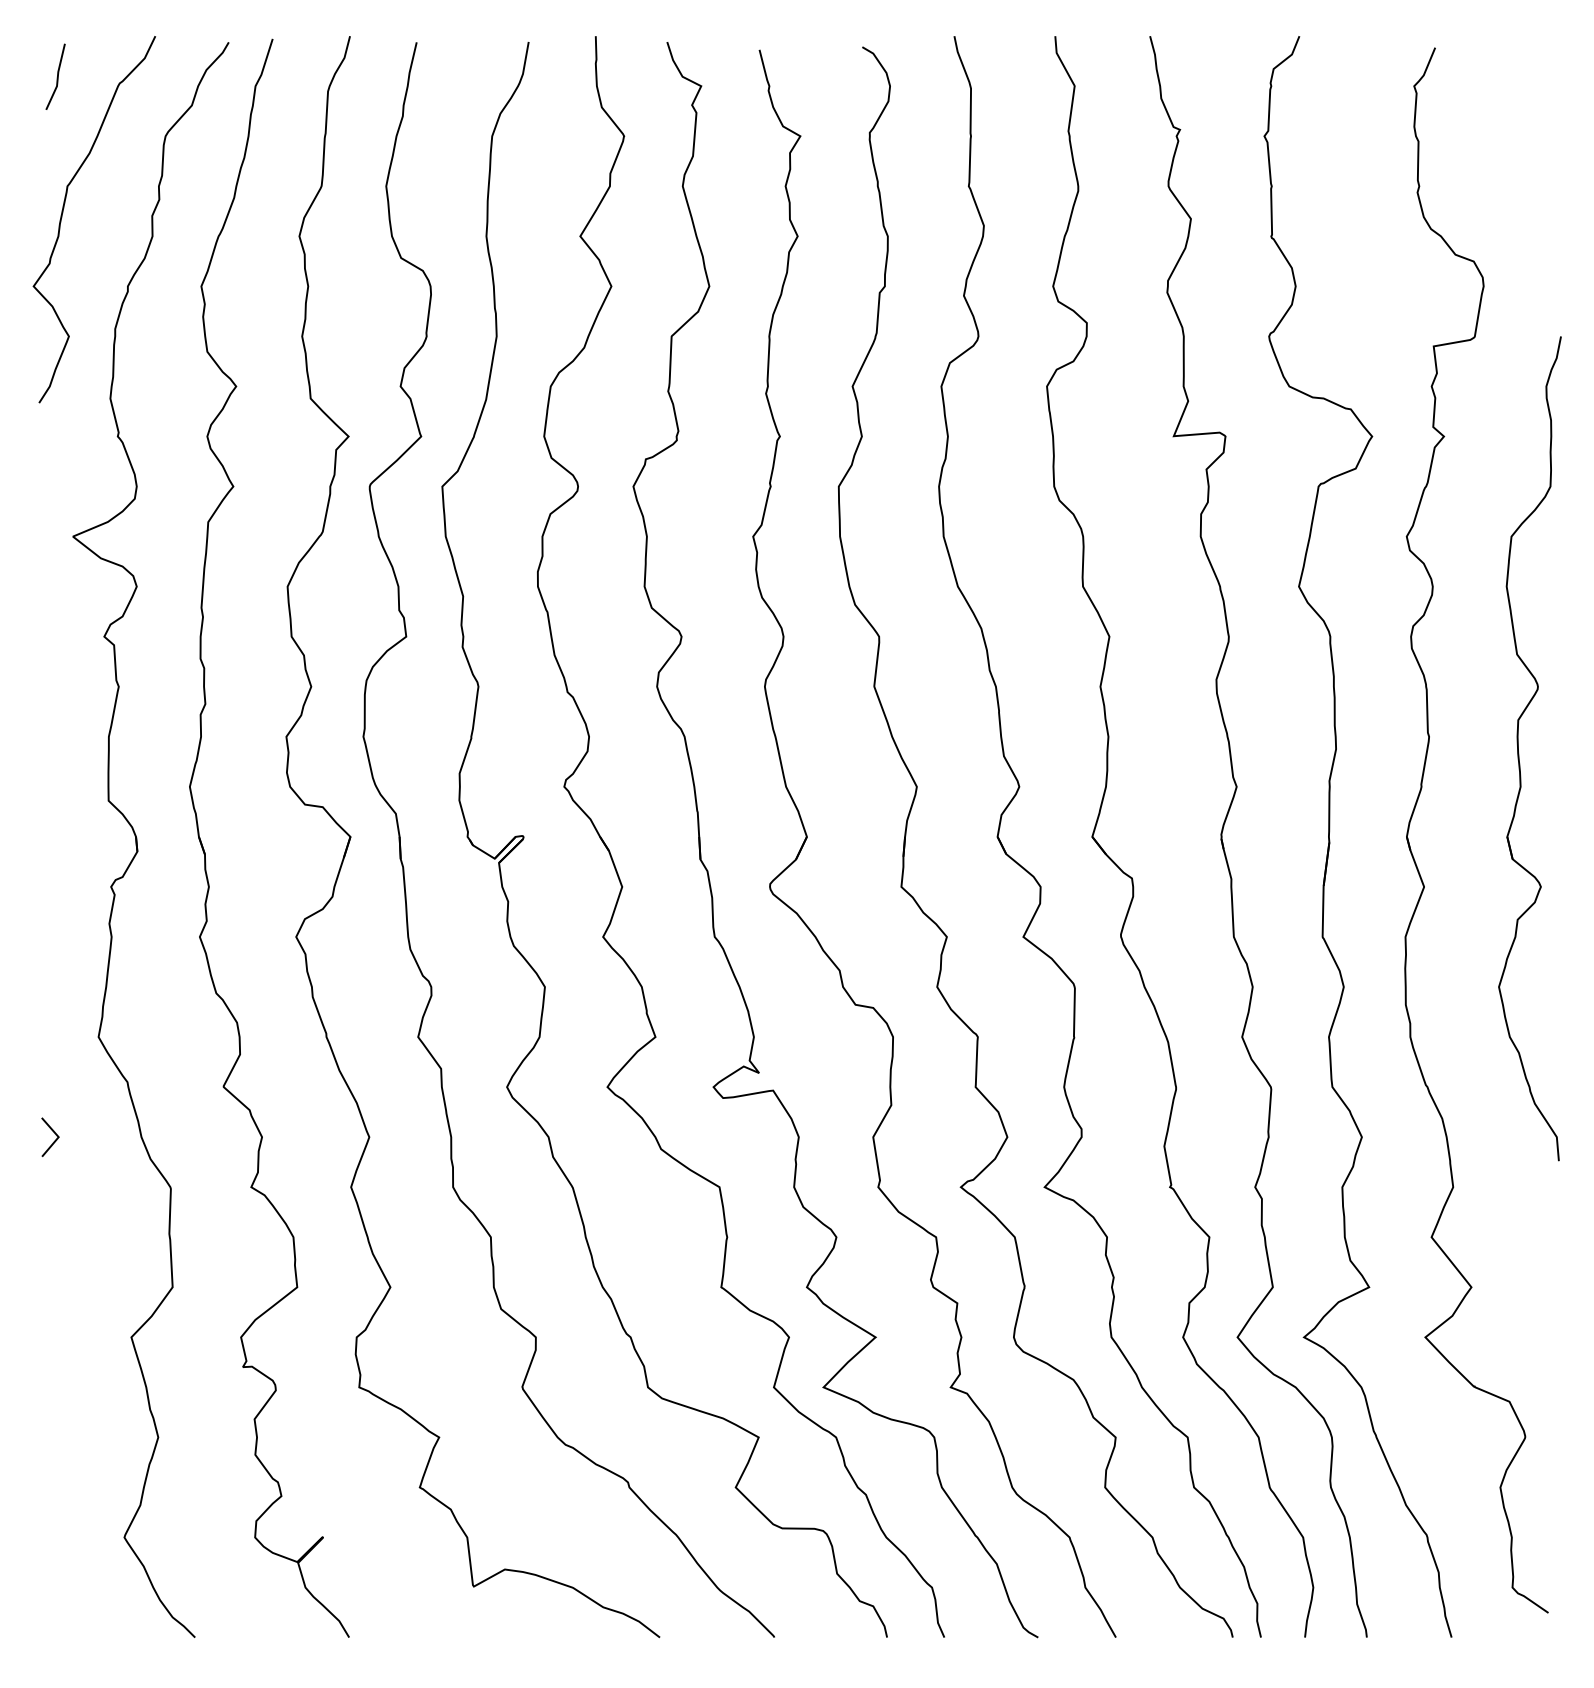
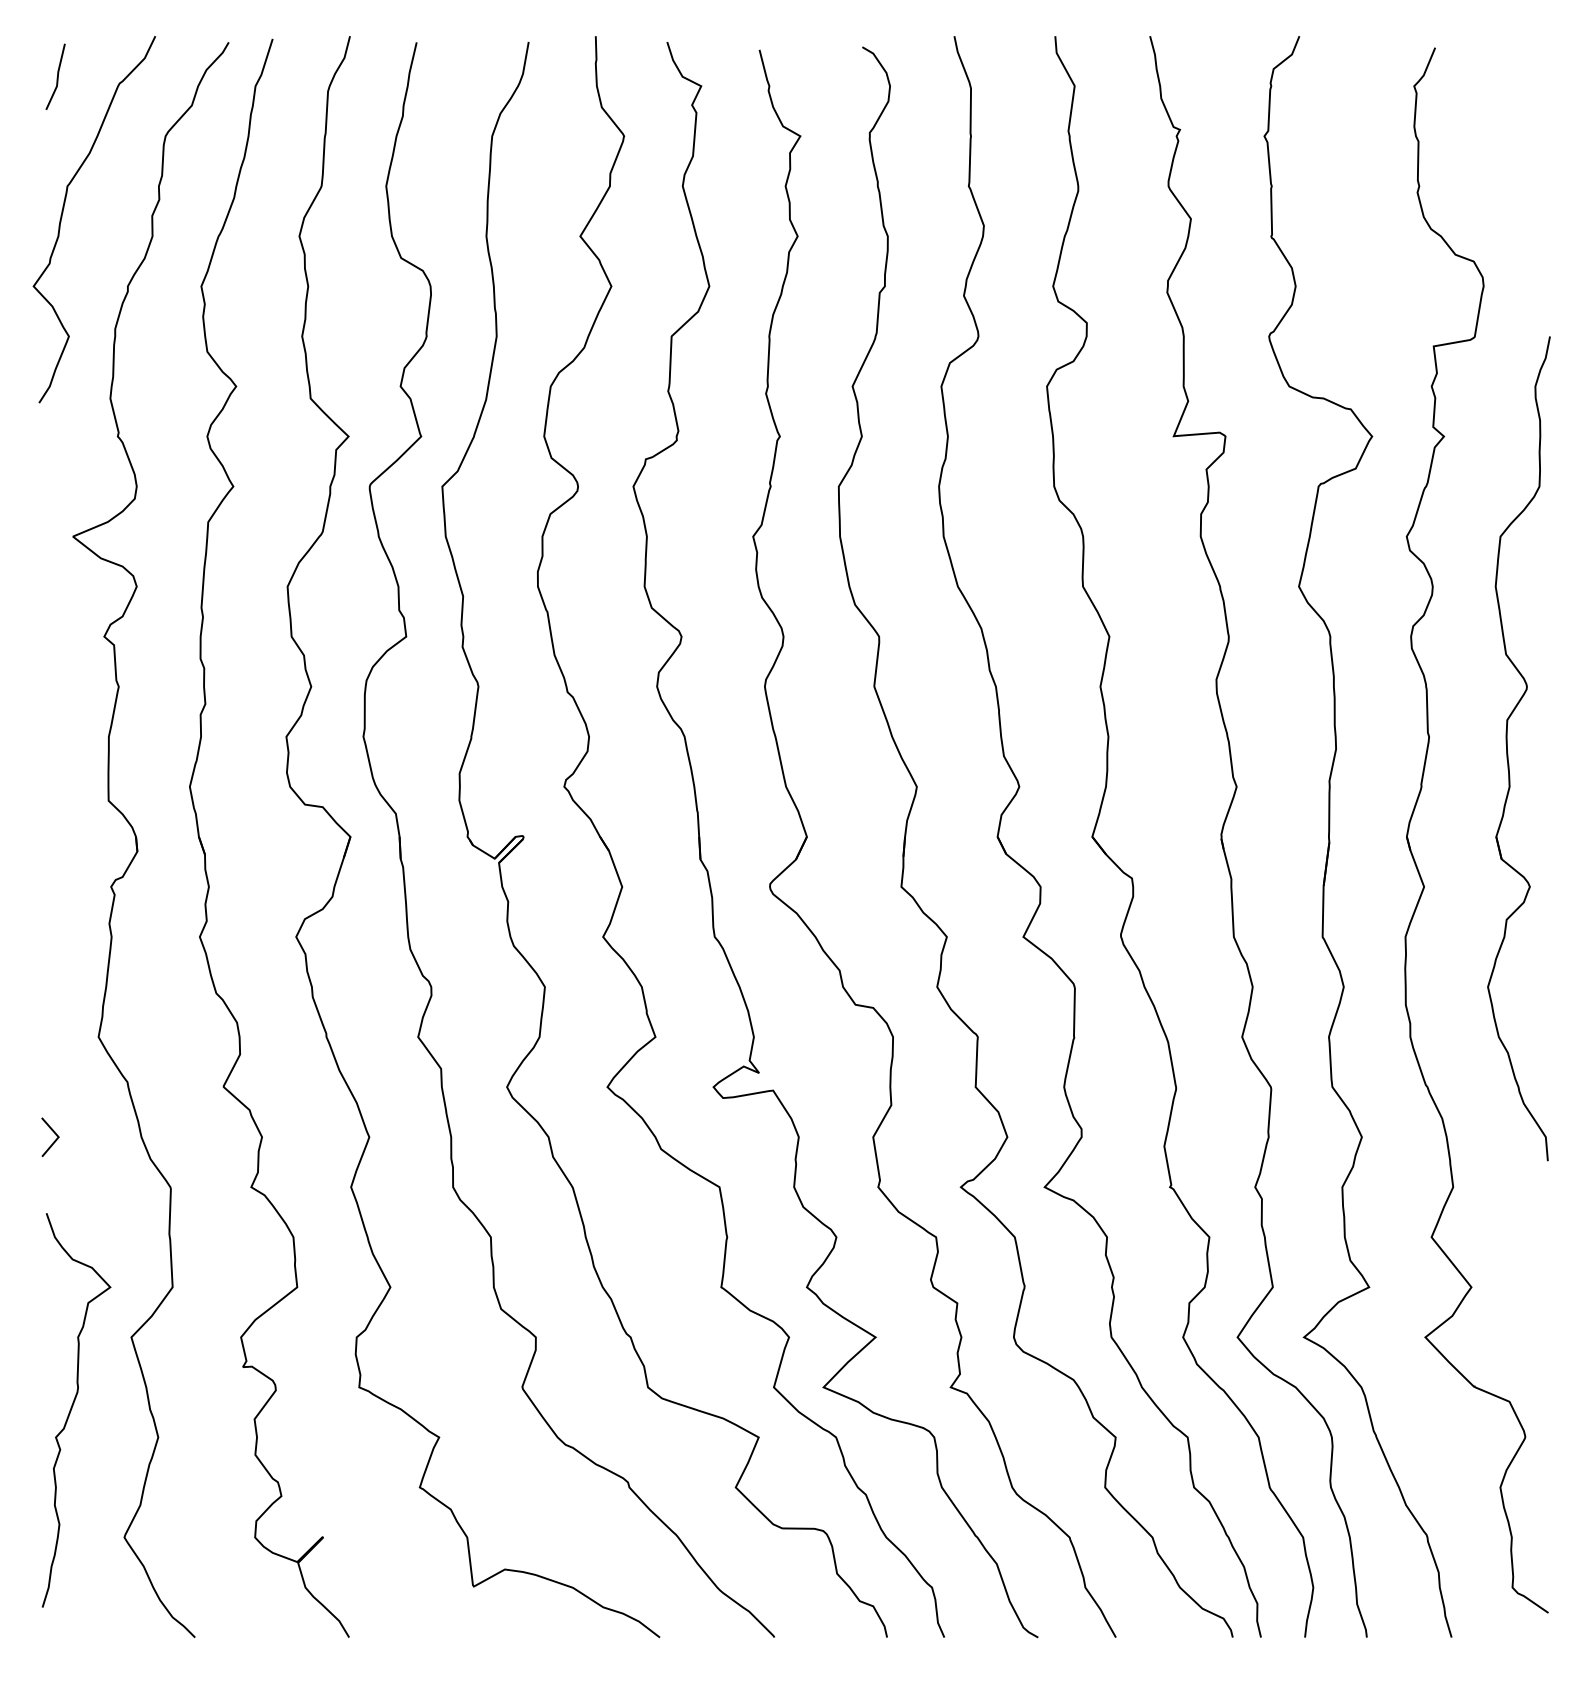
part position: (1518, 748) -> (1507, 748) (1507, 748)
curve: none -> present (72, 1408)
